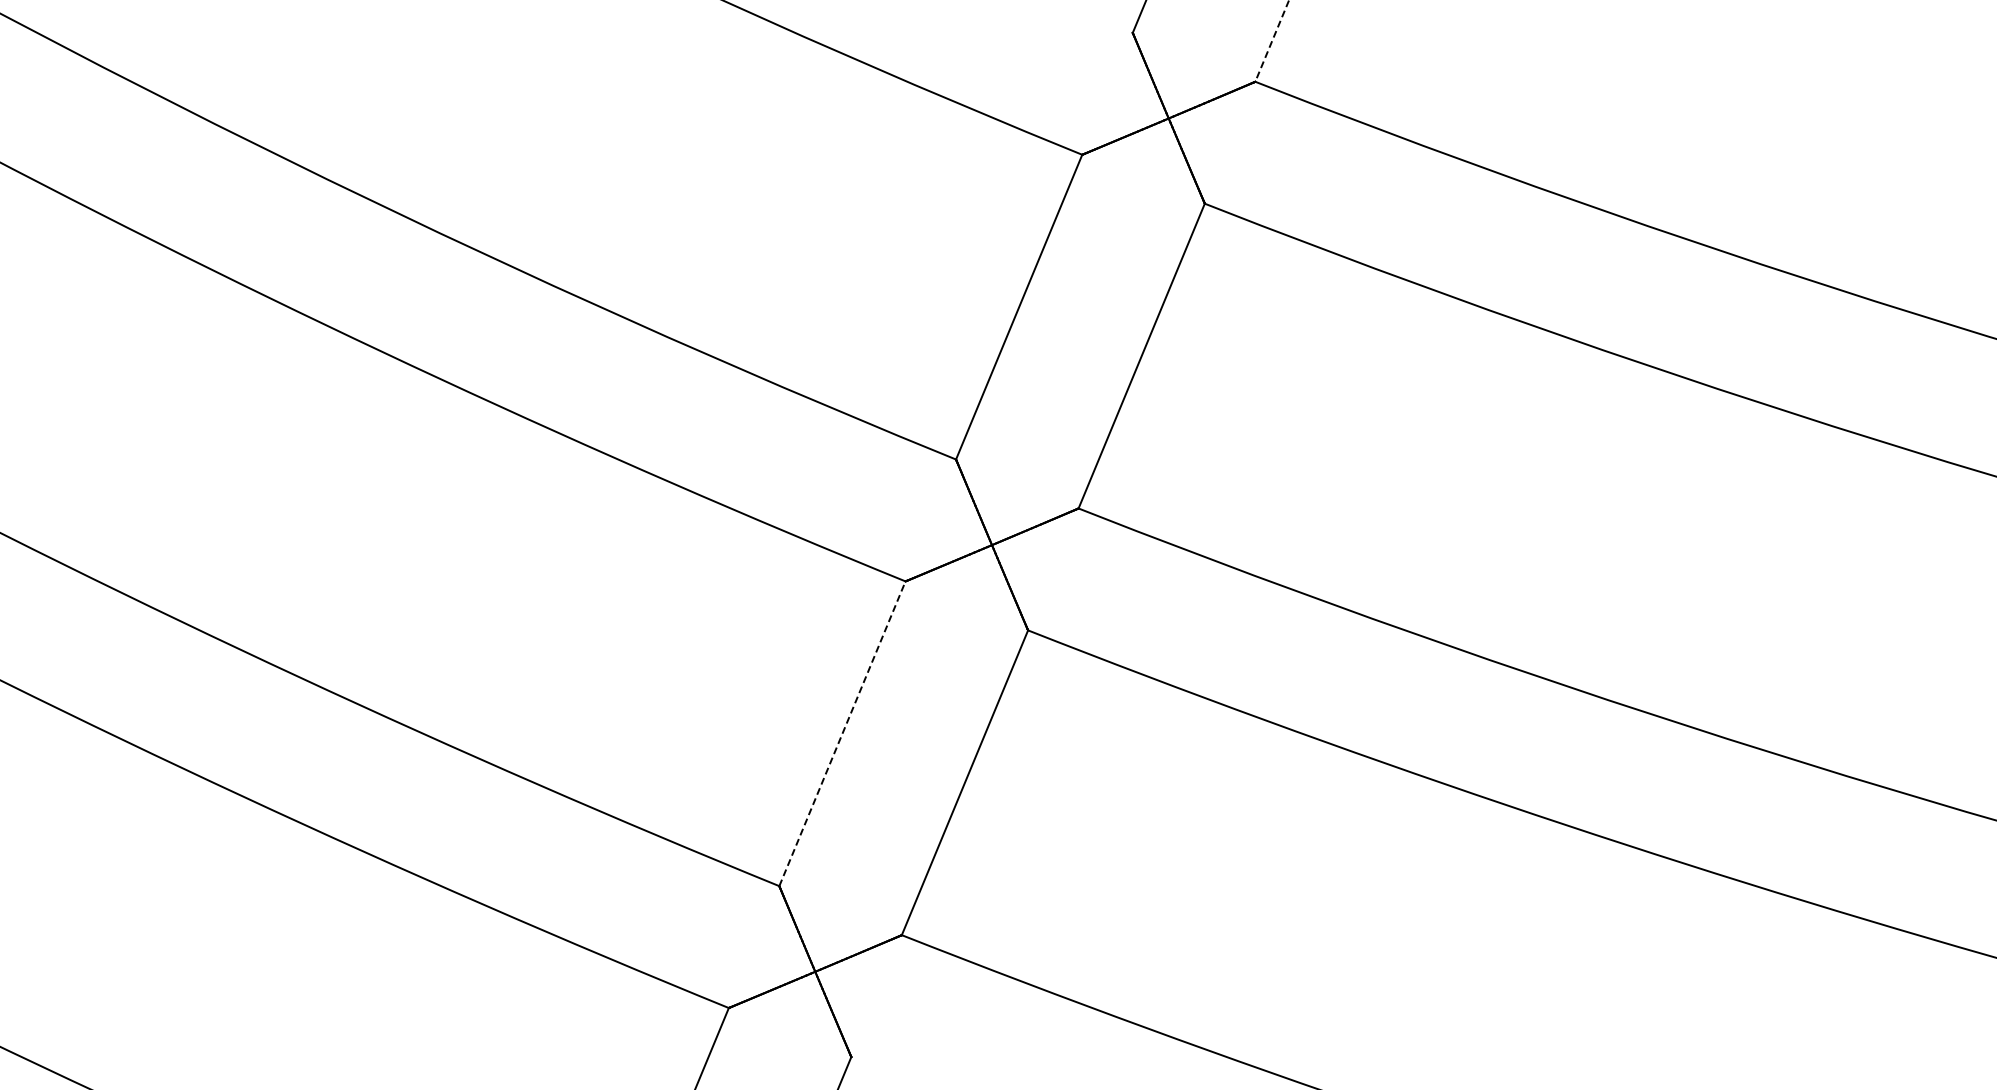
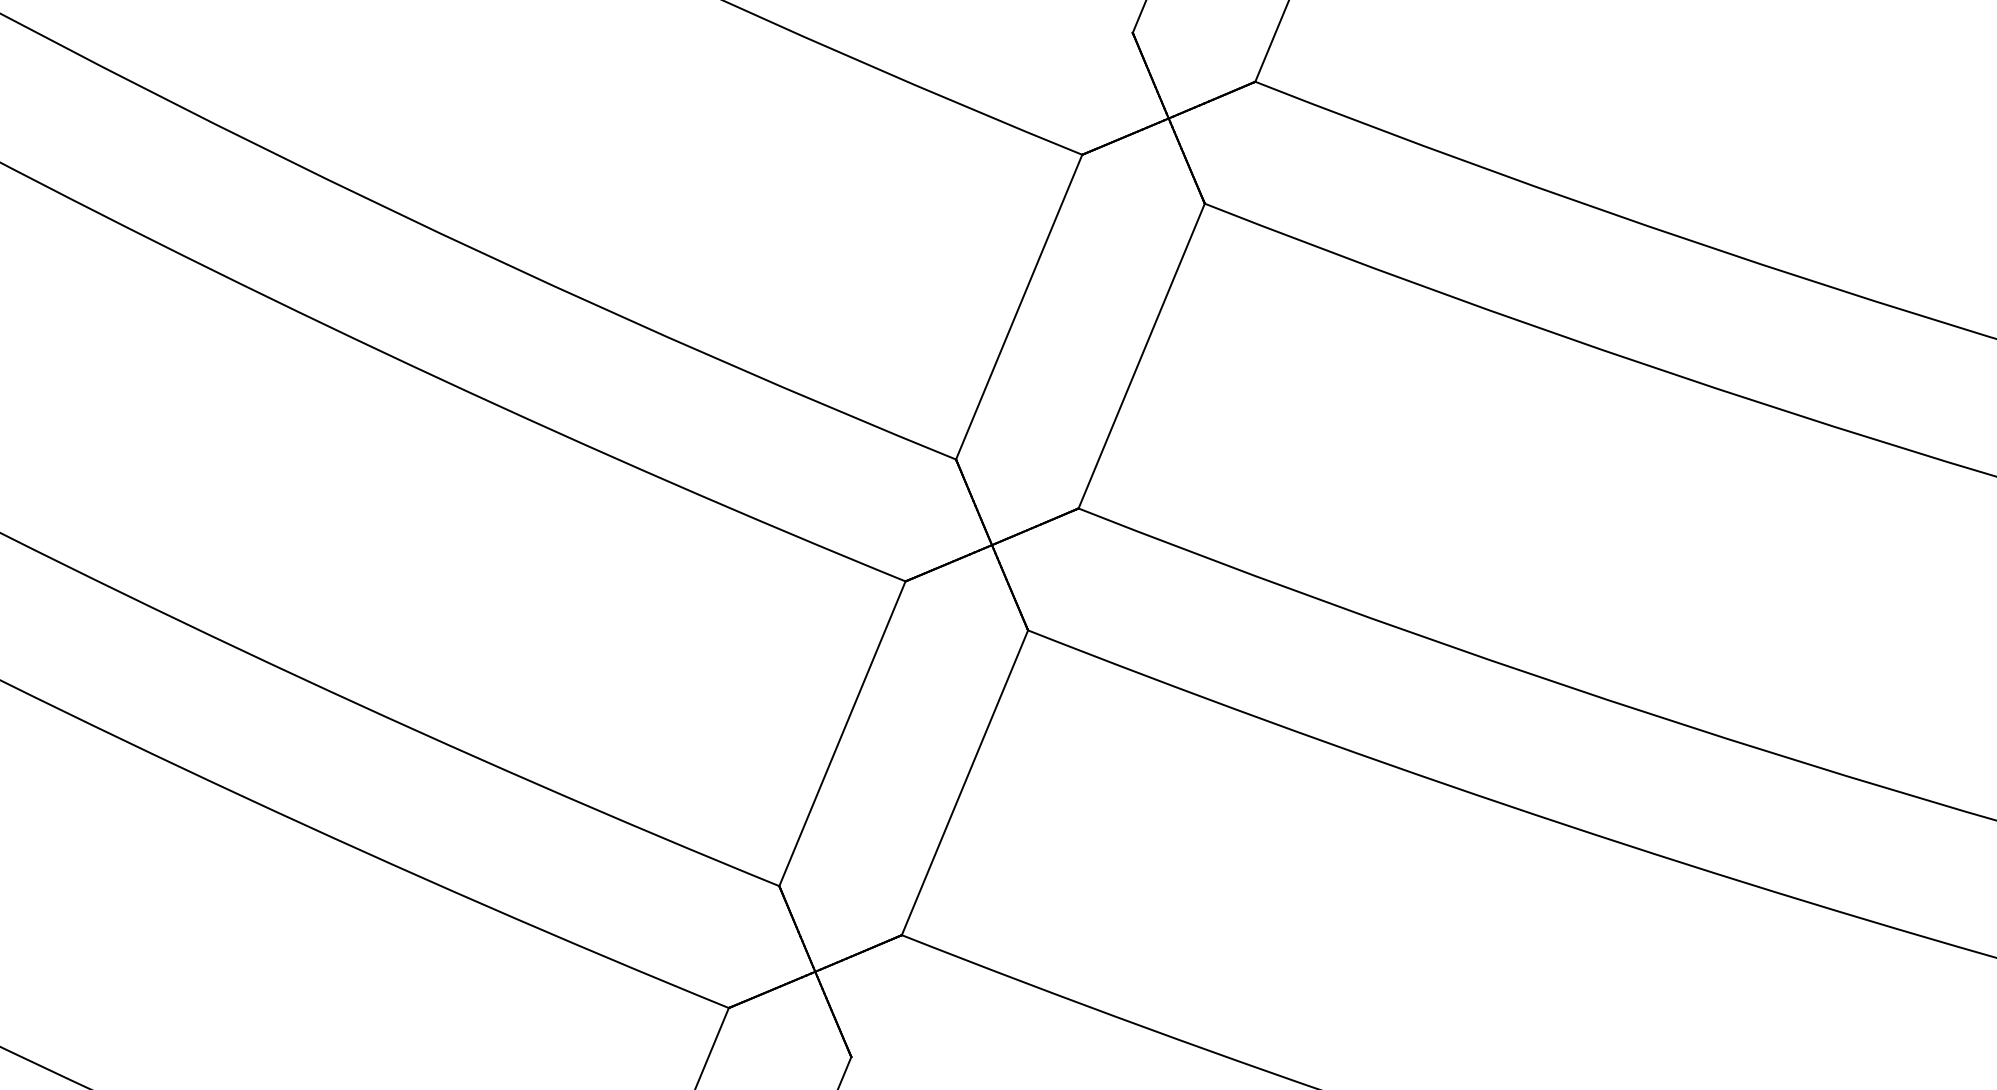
line: dashed -> solid (1272, 41)
line: dashed -> solid (842, 733)
